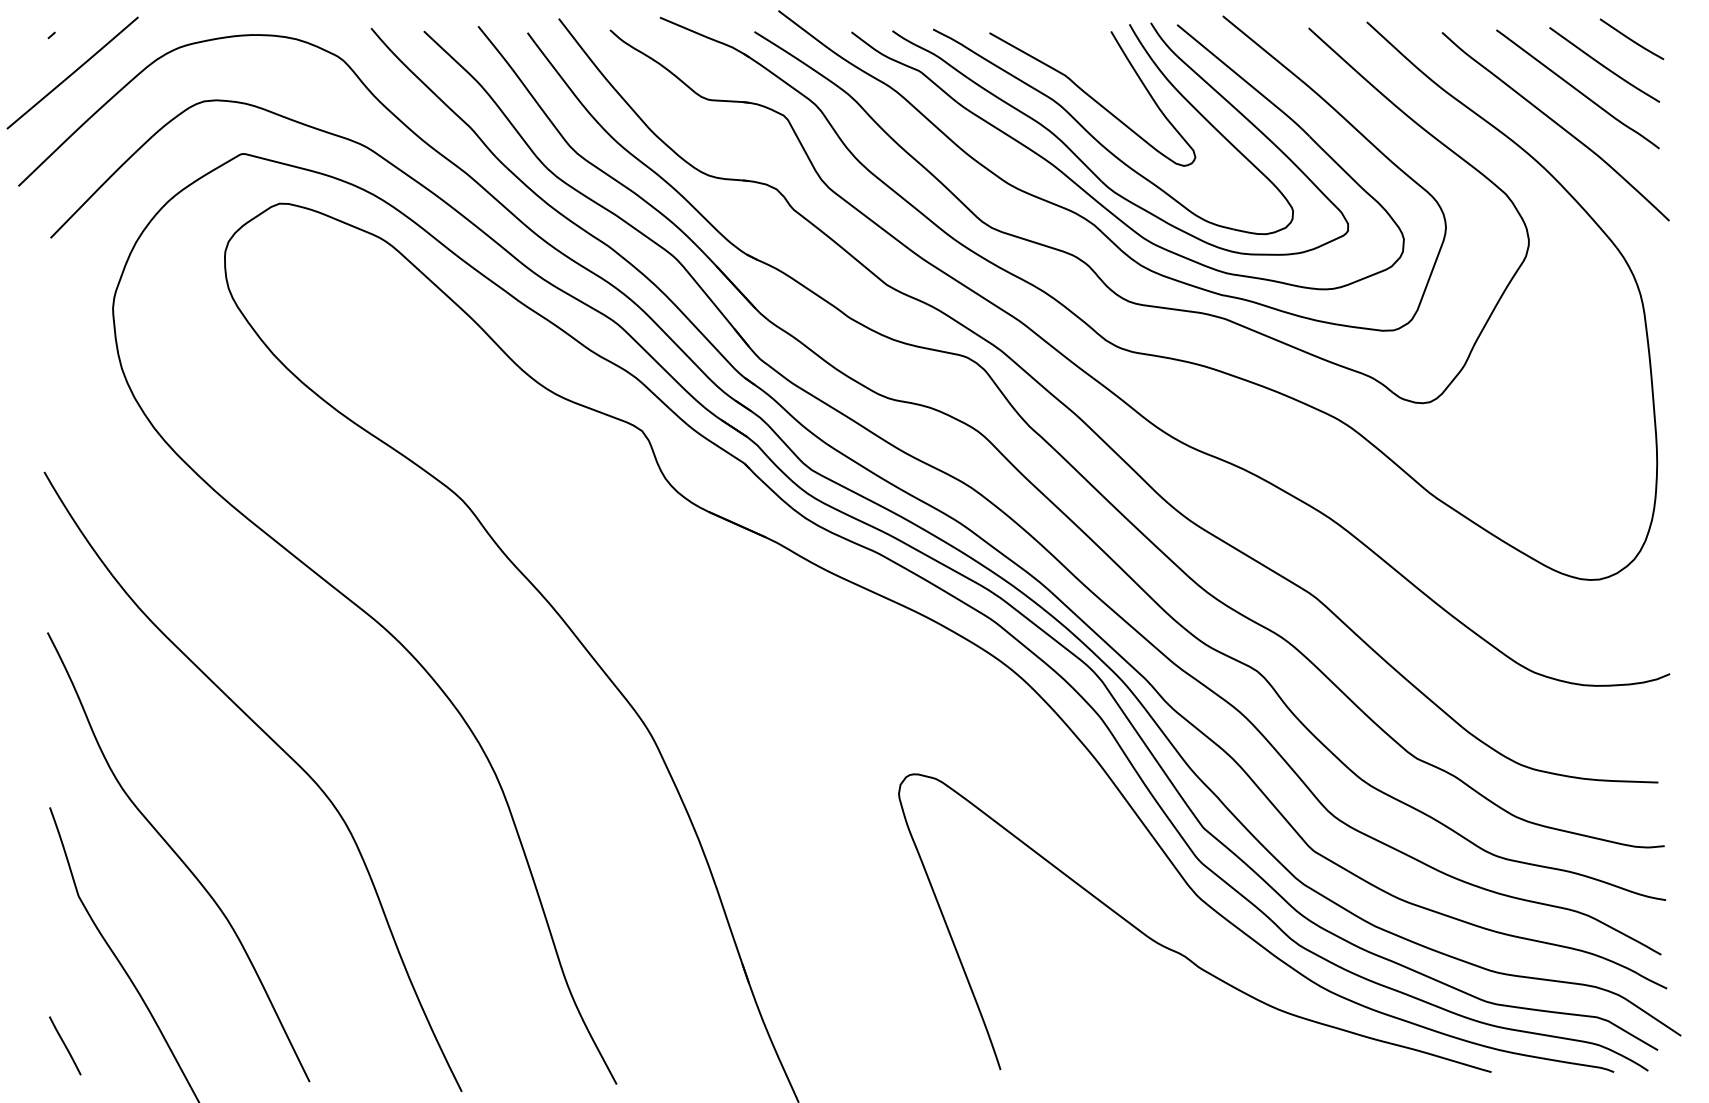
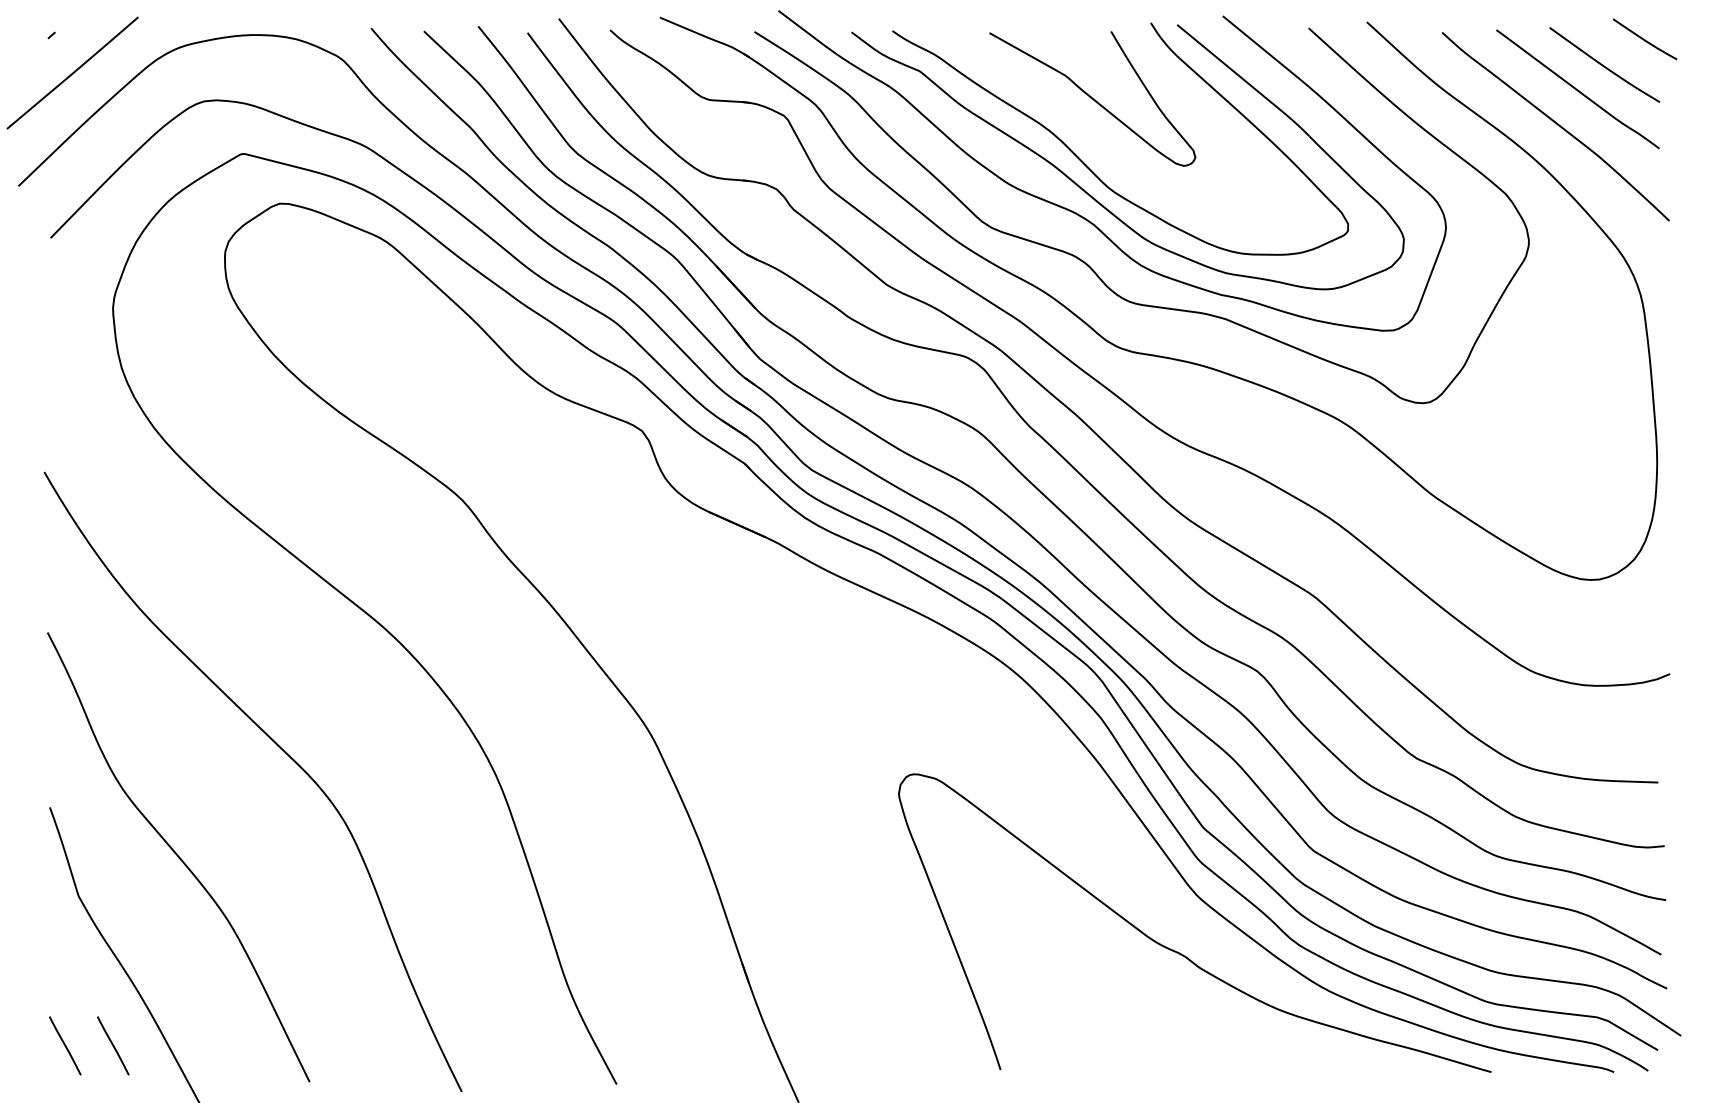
curve position: (1631, 39) -> (1644, 39) (1644, 39)
part: present -> none (1100, 142)
line: none -> present (113, 1045)
